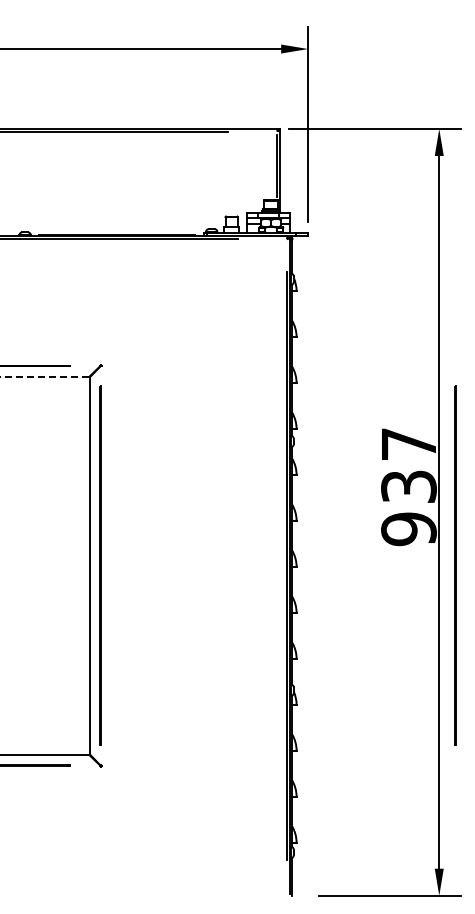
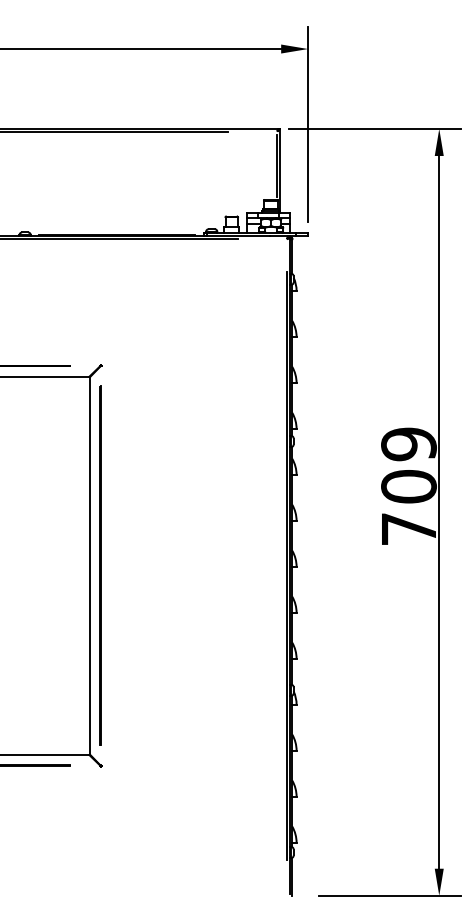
line: dashed -> solid (44, 376)
text: 937 -> 709 (408, 486)
line: present -> none (455, 565)
